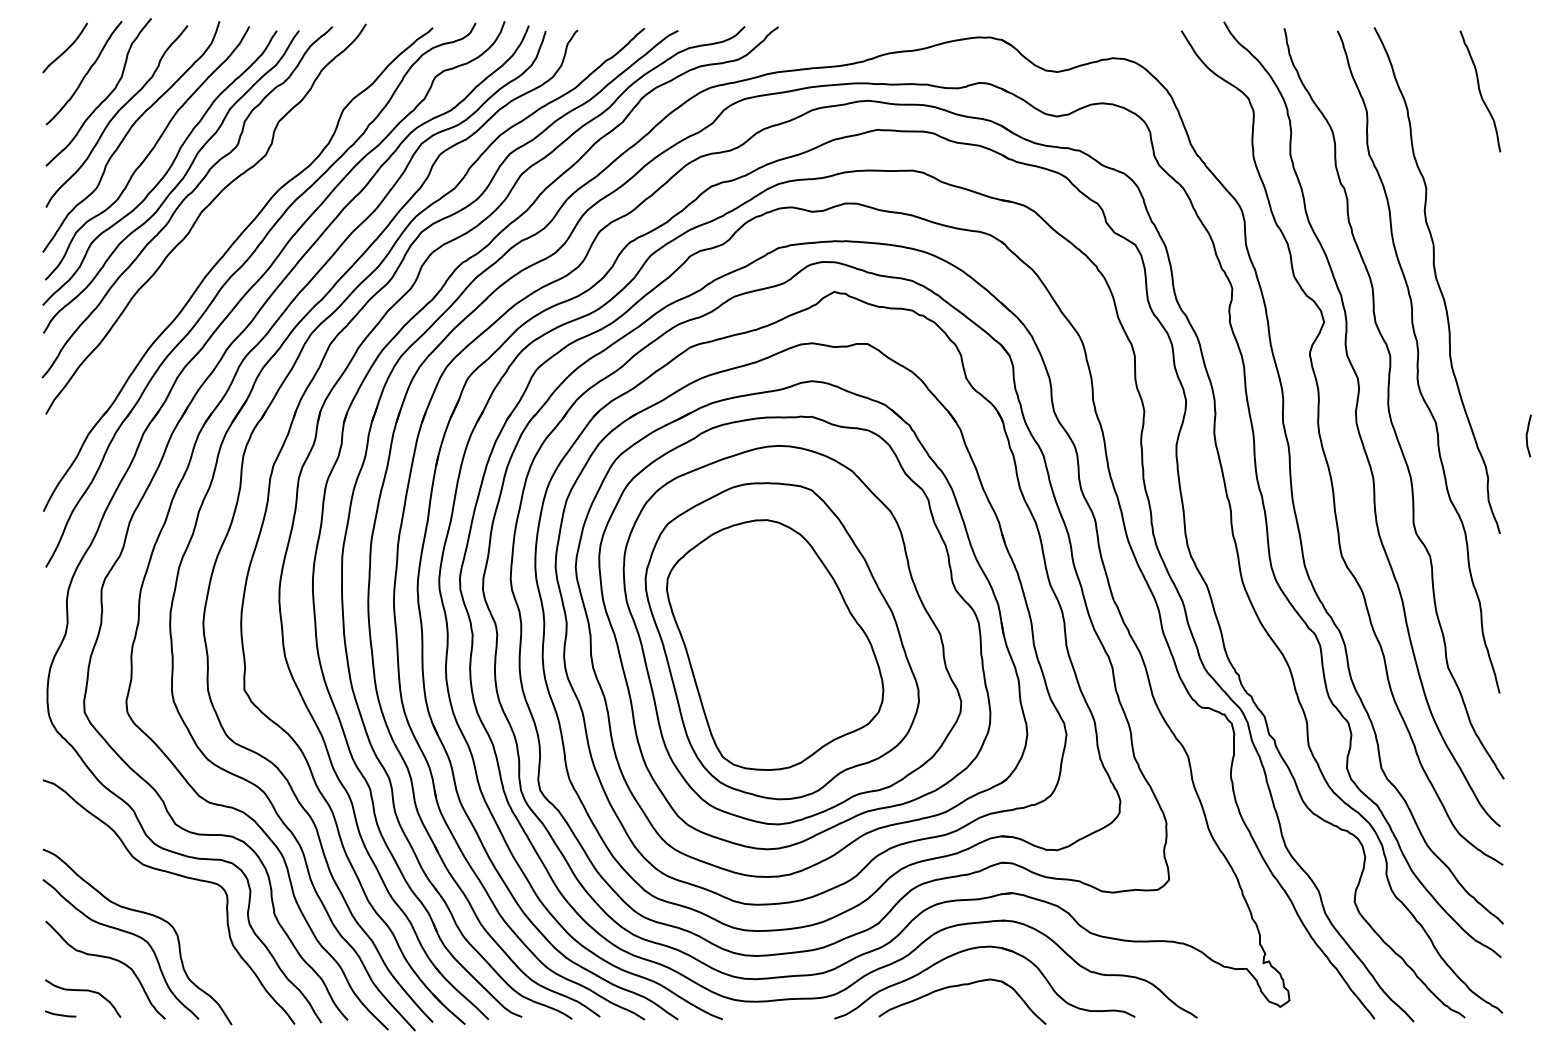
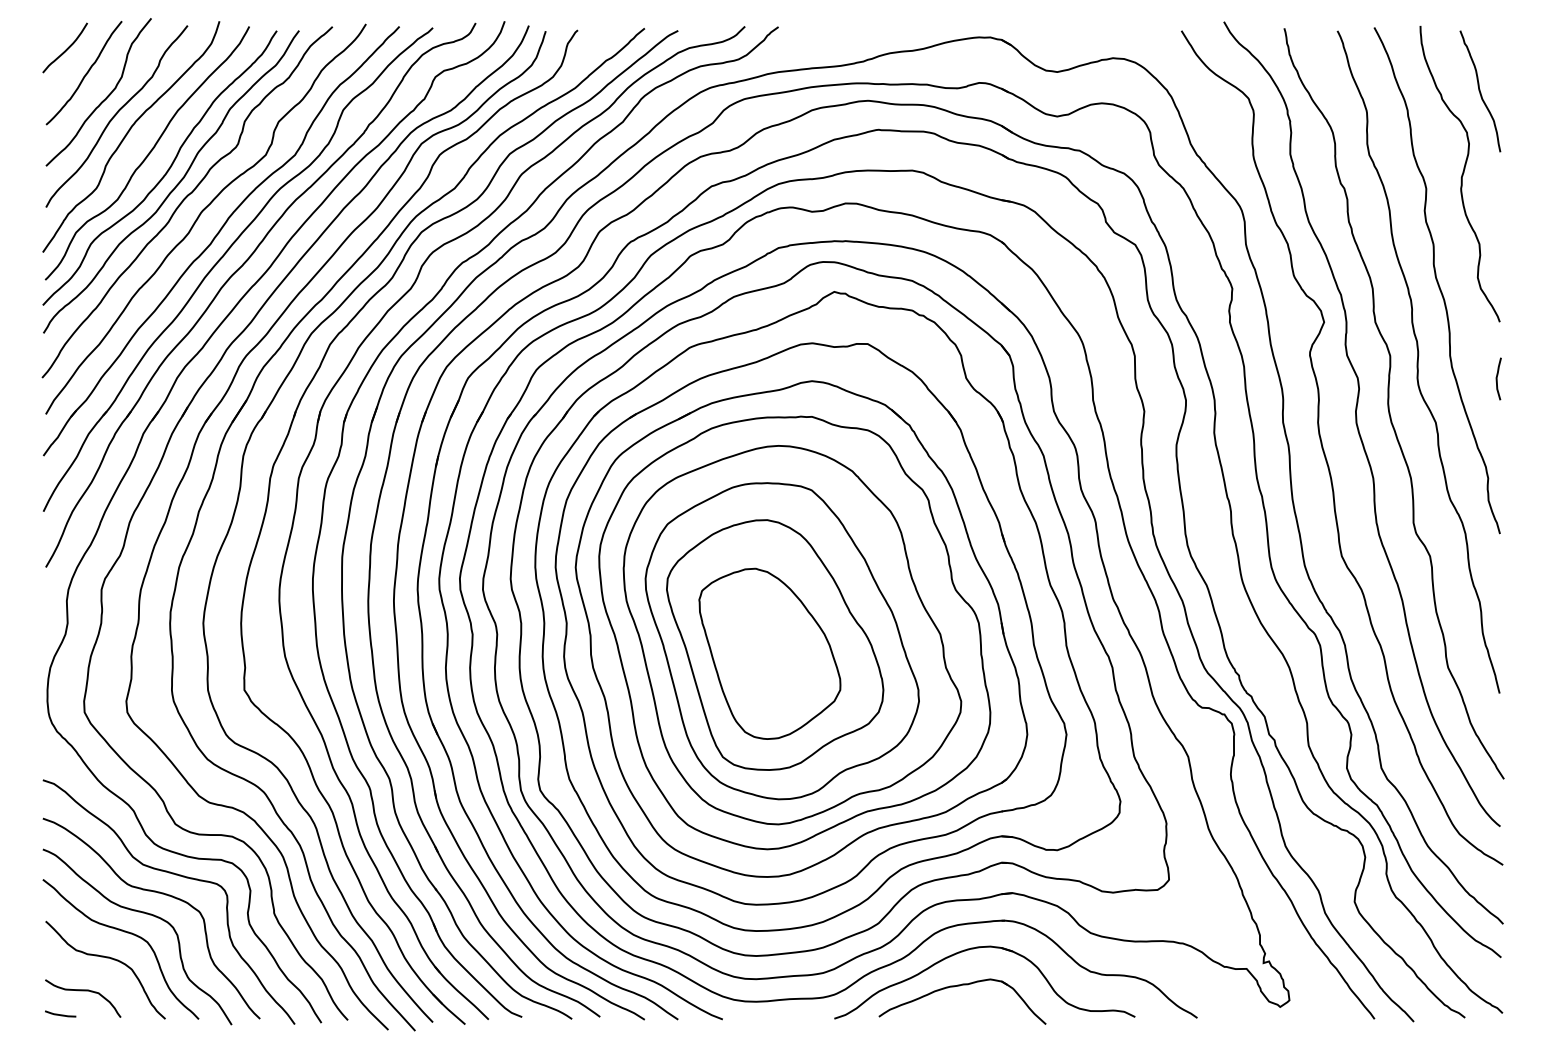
curve: none -> present (1461, 174)
part: none -> present (220, 241)
curve position: (1527, 435) -> (1497, 378) (1497, 378)
part: none -> present (769, 653)
curve: none -> present (158, 893)
